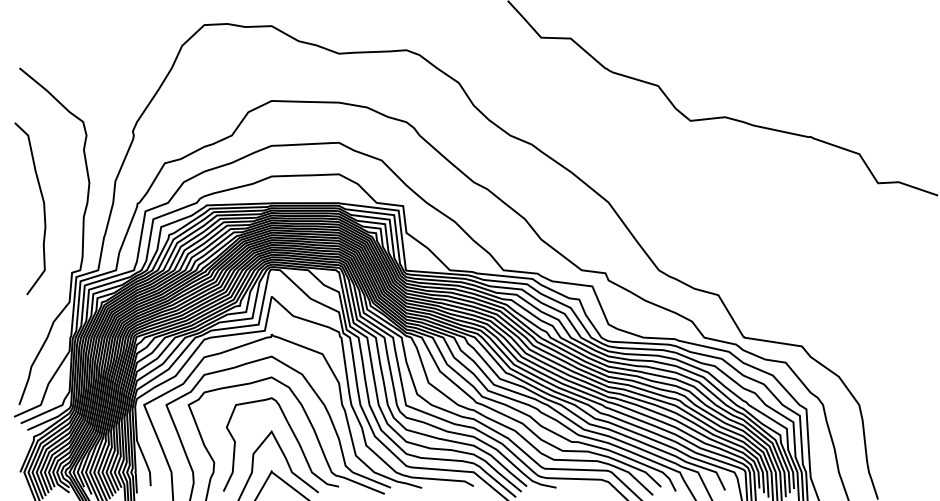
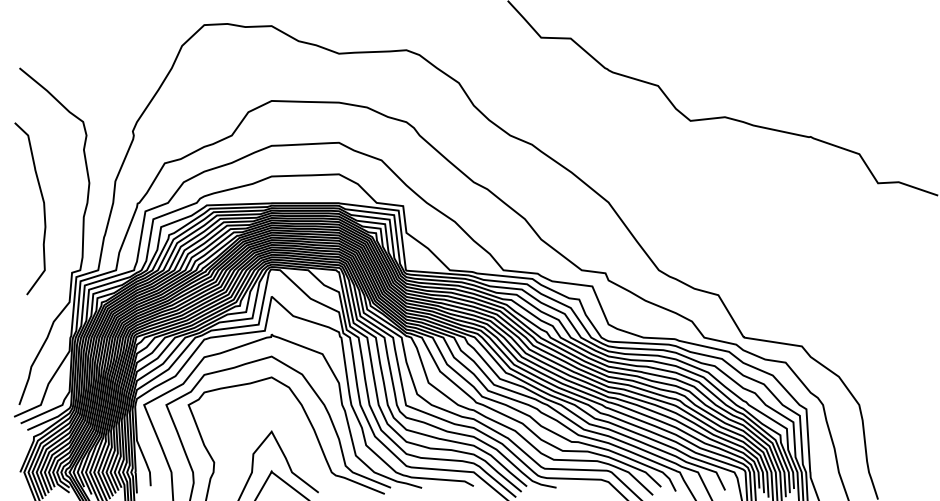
curve: present -> none (294, 437)
